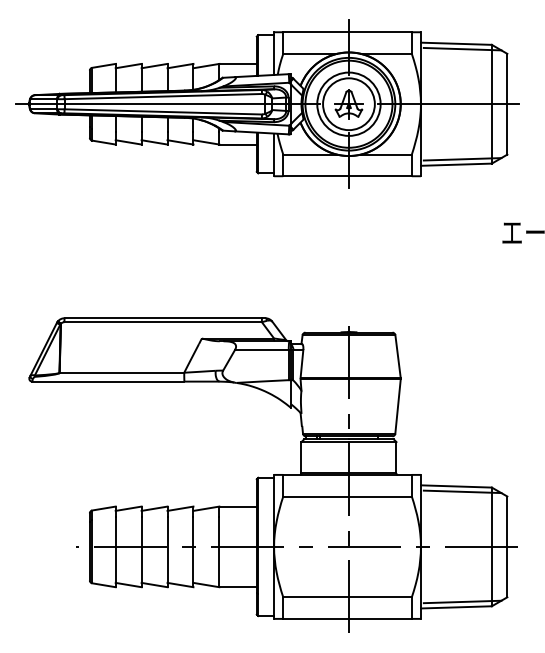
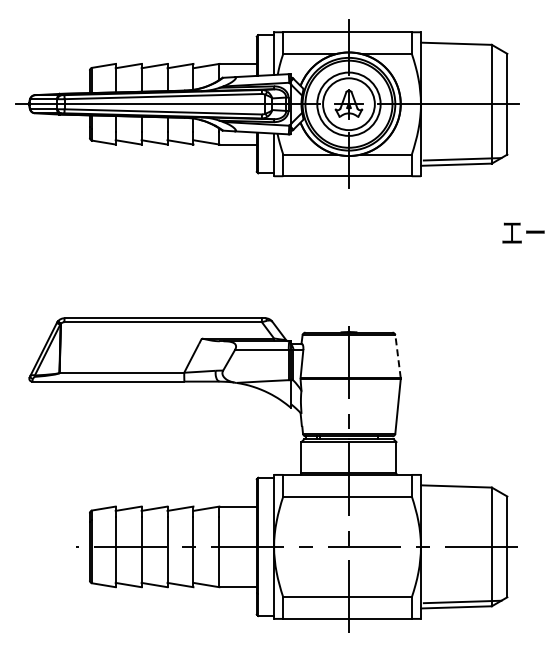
line: present -> none (462, 48)
line: solid -> dashed (398, 356)
line: present -> none (462, 491)
